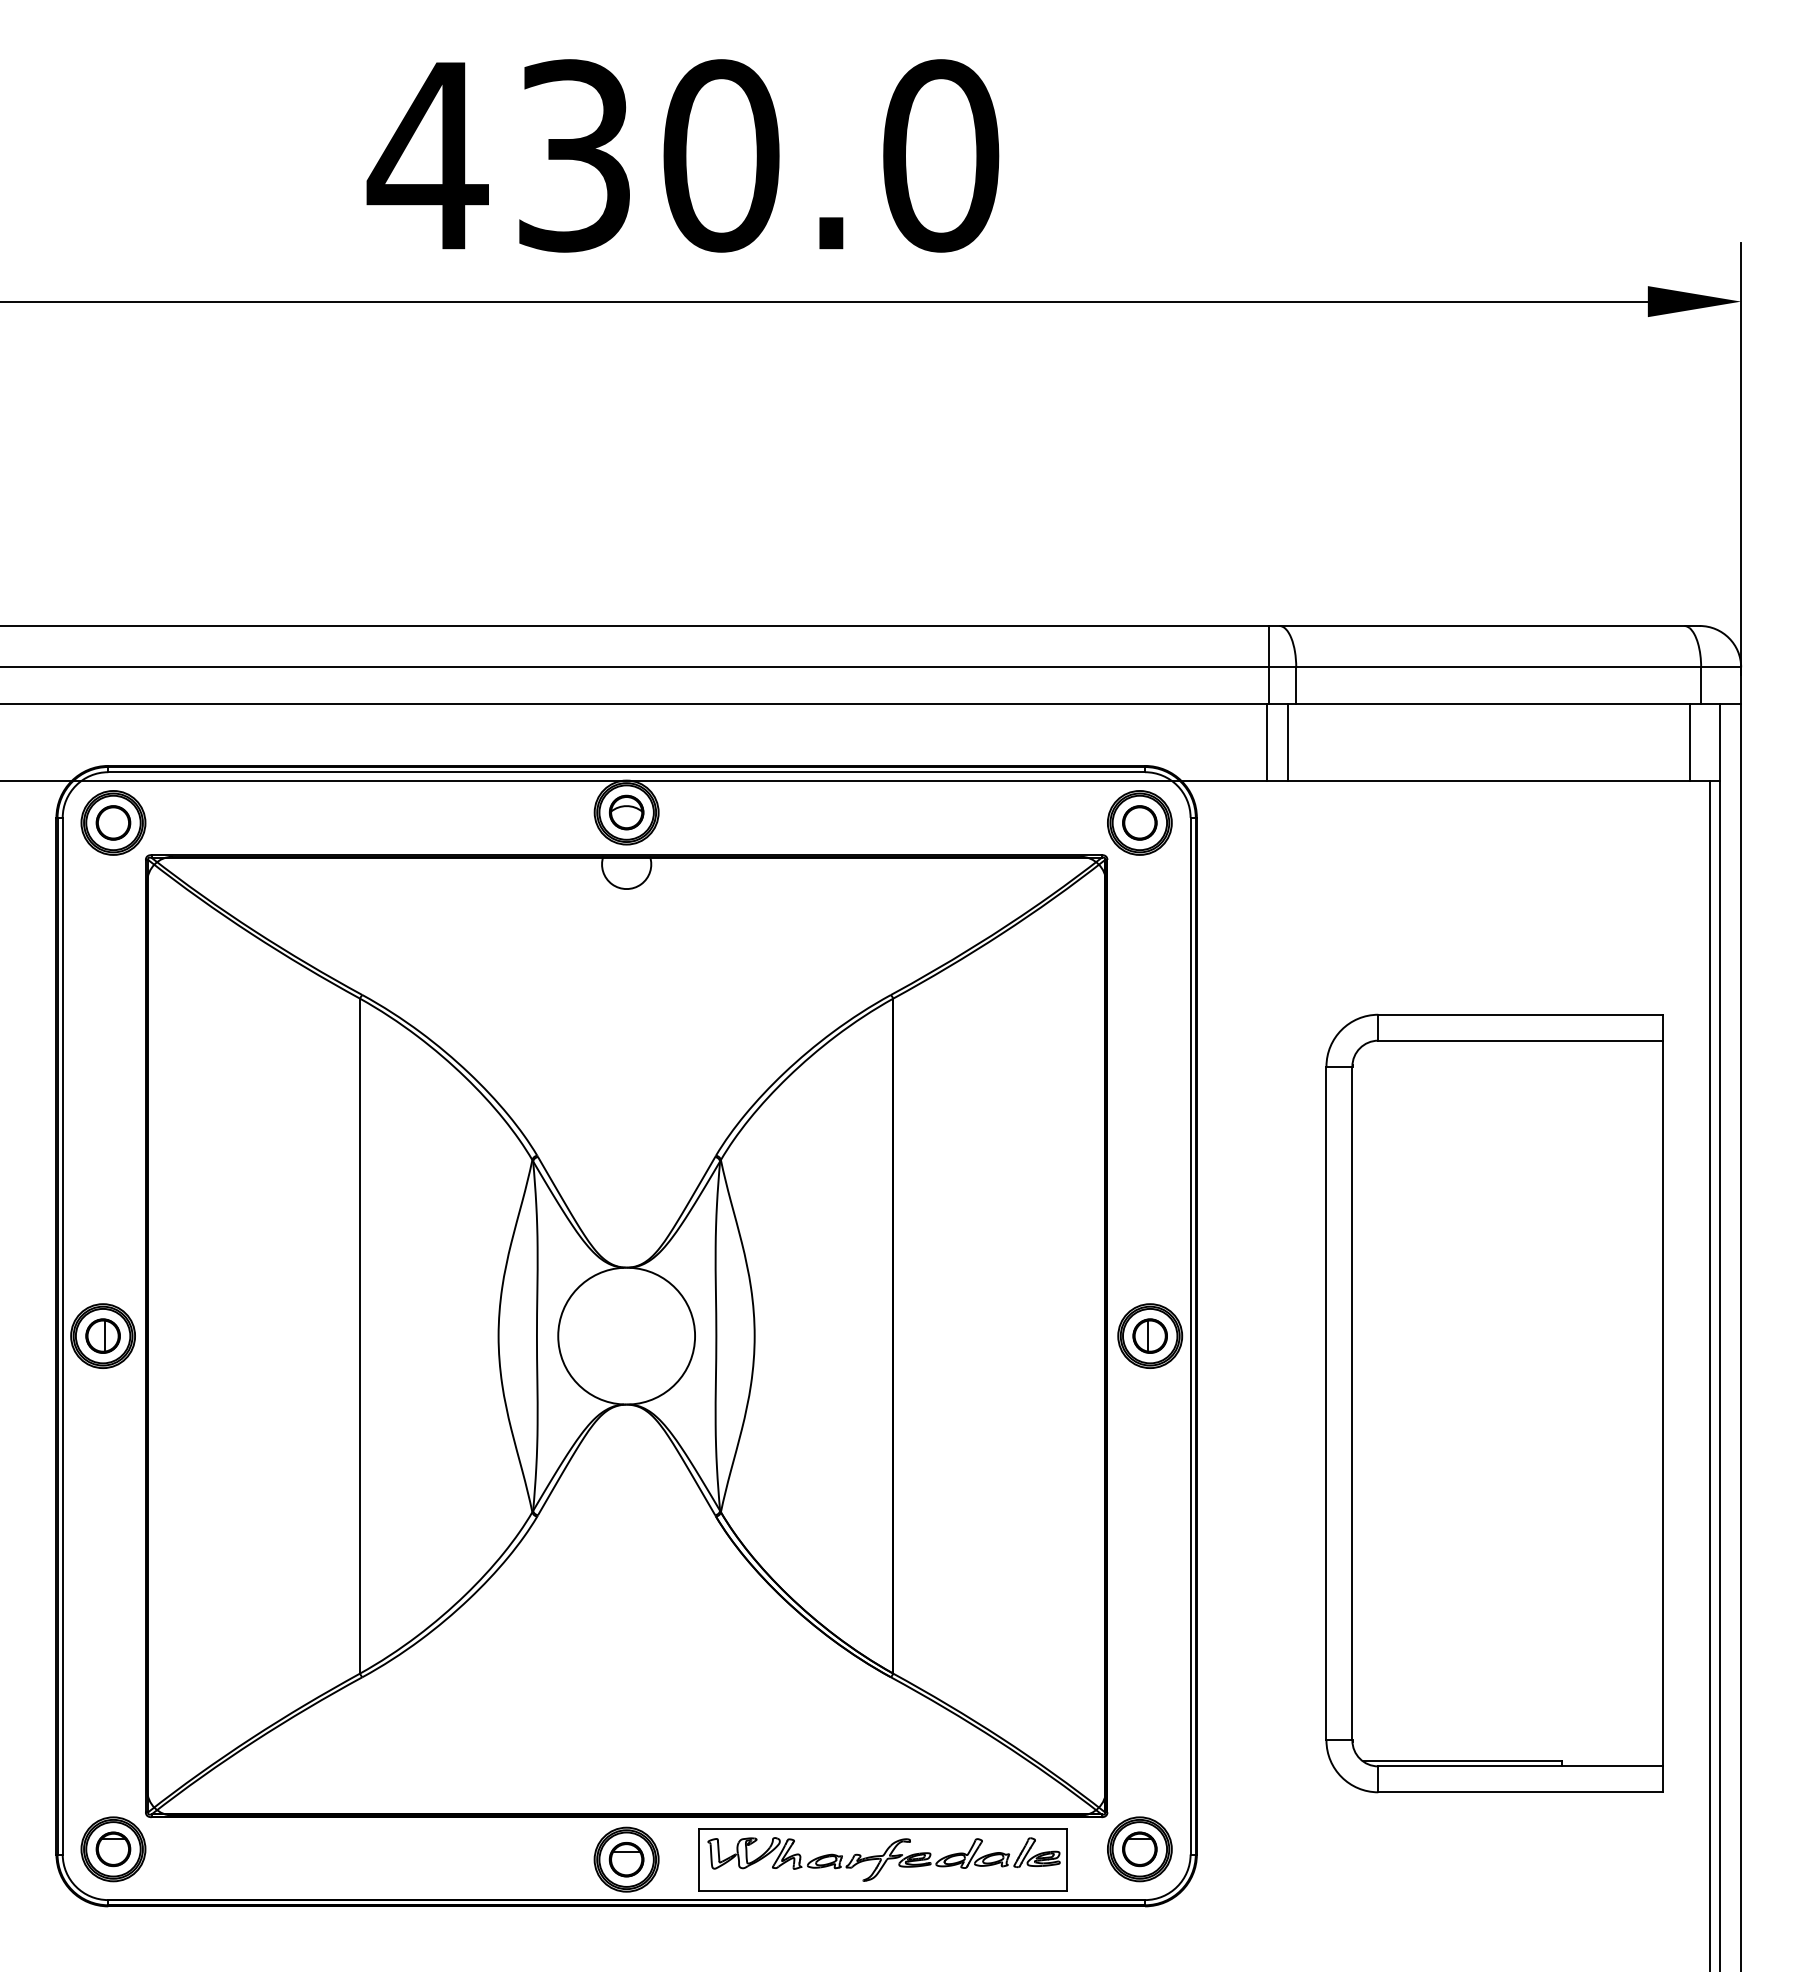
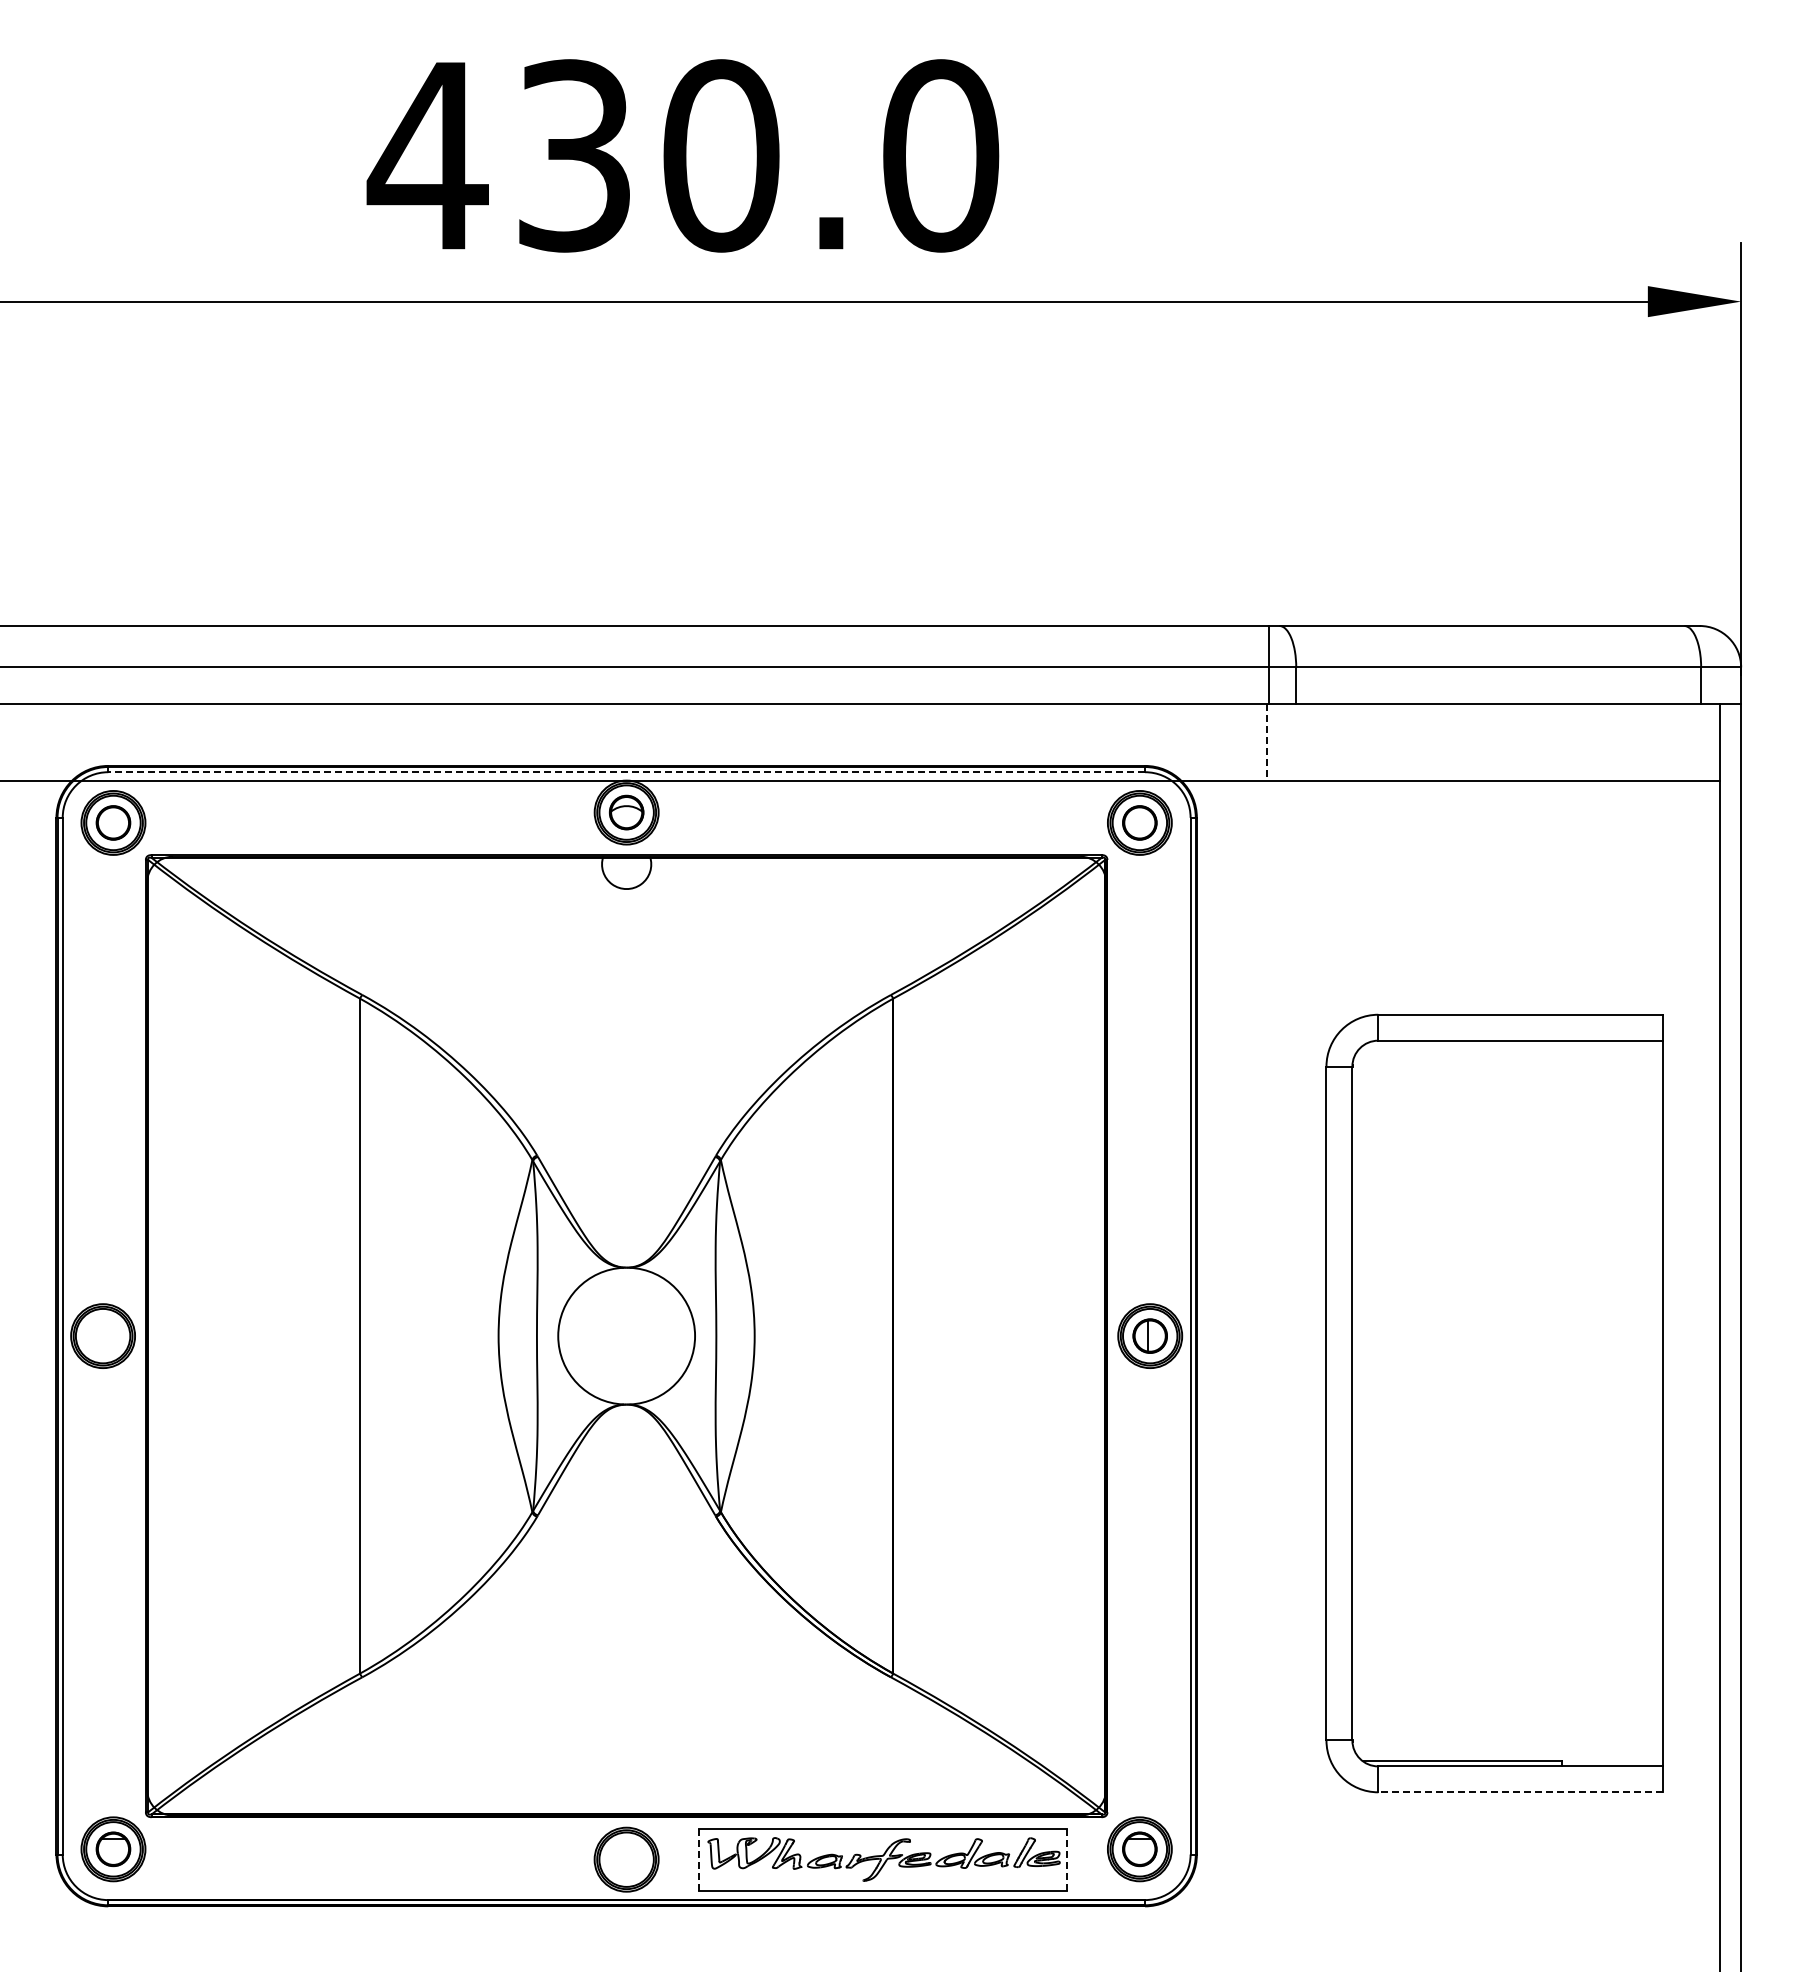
line: solid -> dashed (1266, 742)
line: present -> none (1287, 742)
line: present -> none (1689, 742)
line: solid -> dashed (626, 772)
part: present -> none (102, 1335)
line: present -> none (1710, 1374)
line: solid -> dashed (1520, 1792)
part: present -> none (626, 1859)
line: solid -> dashed (699, 1859)
line: solid -> dashed (1067, 1860)
